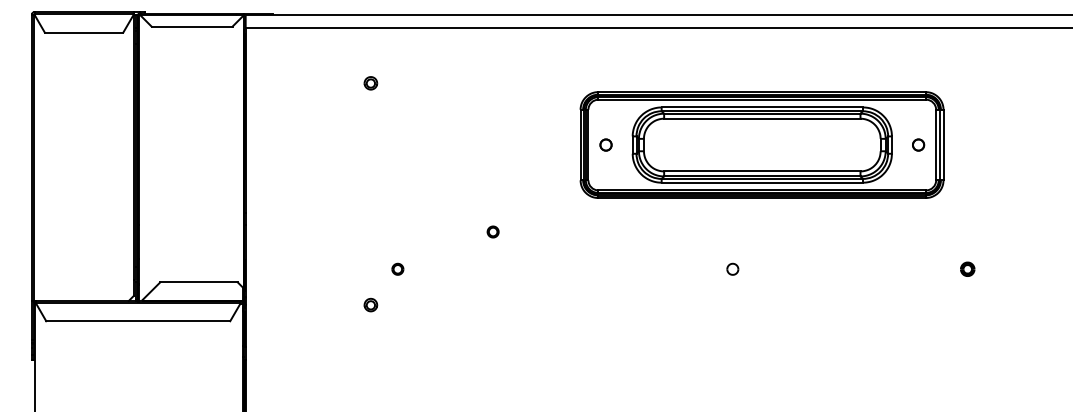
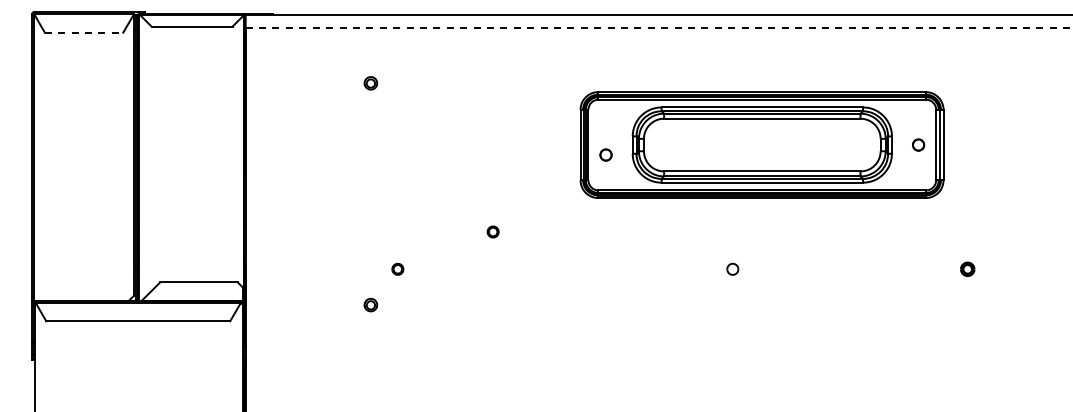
line: solid -> dashed (659, 28)
line: solid -> dashed (84, 32)
circle position: (605, 144) -> (605, 154) (605, 154)
